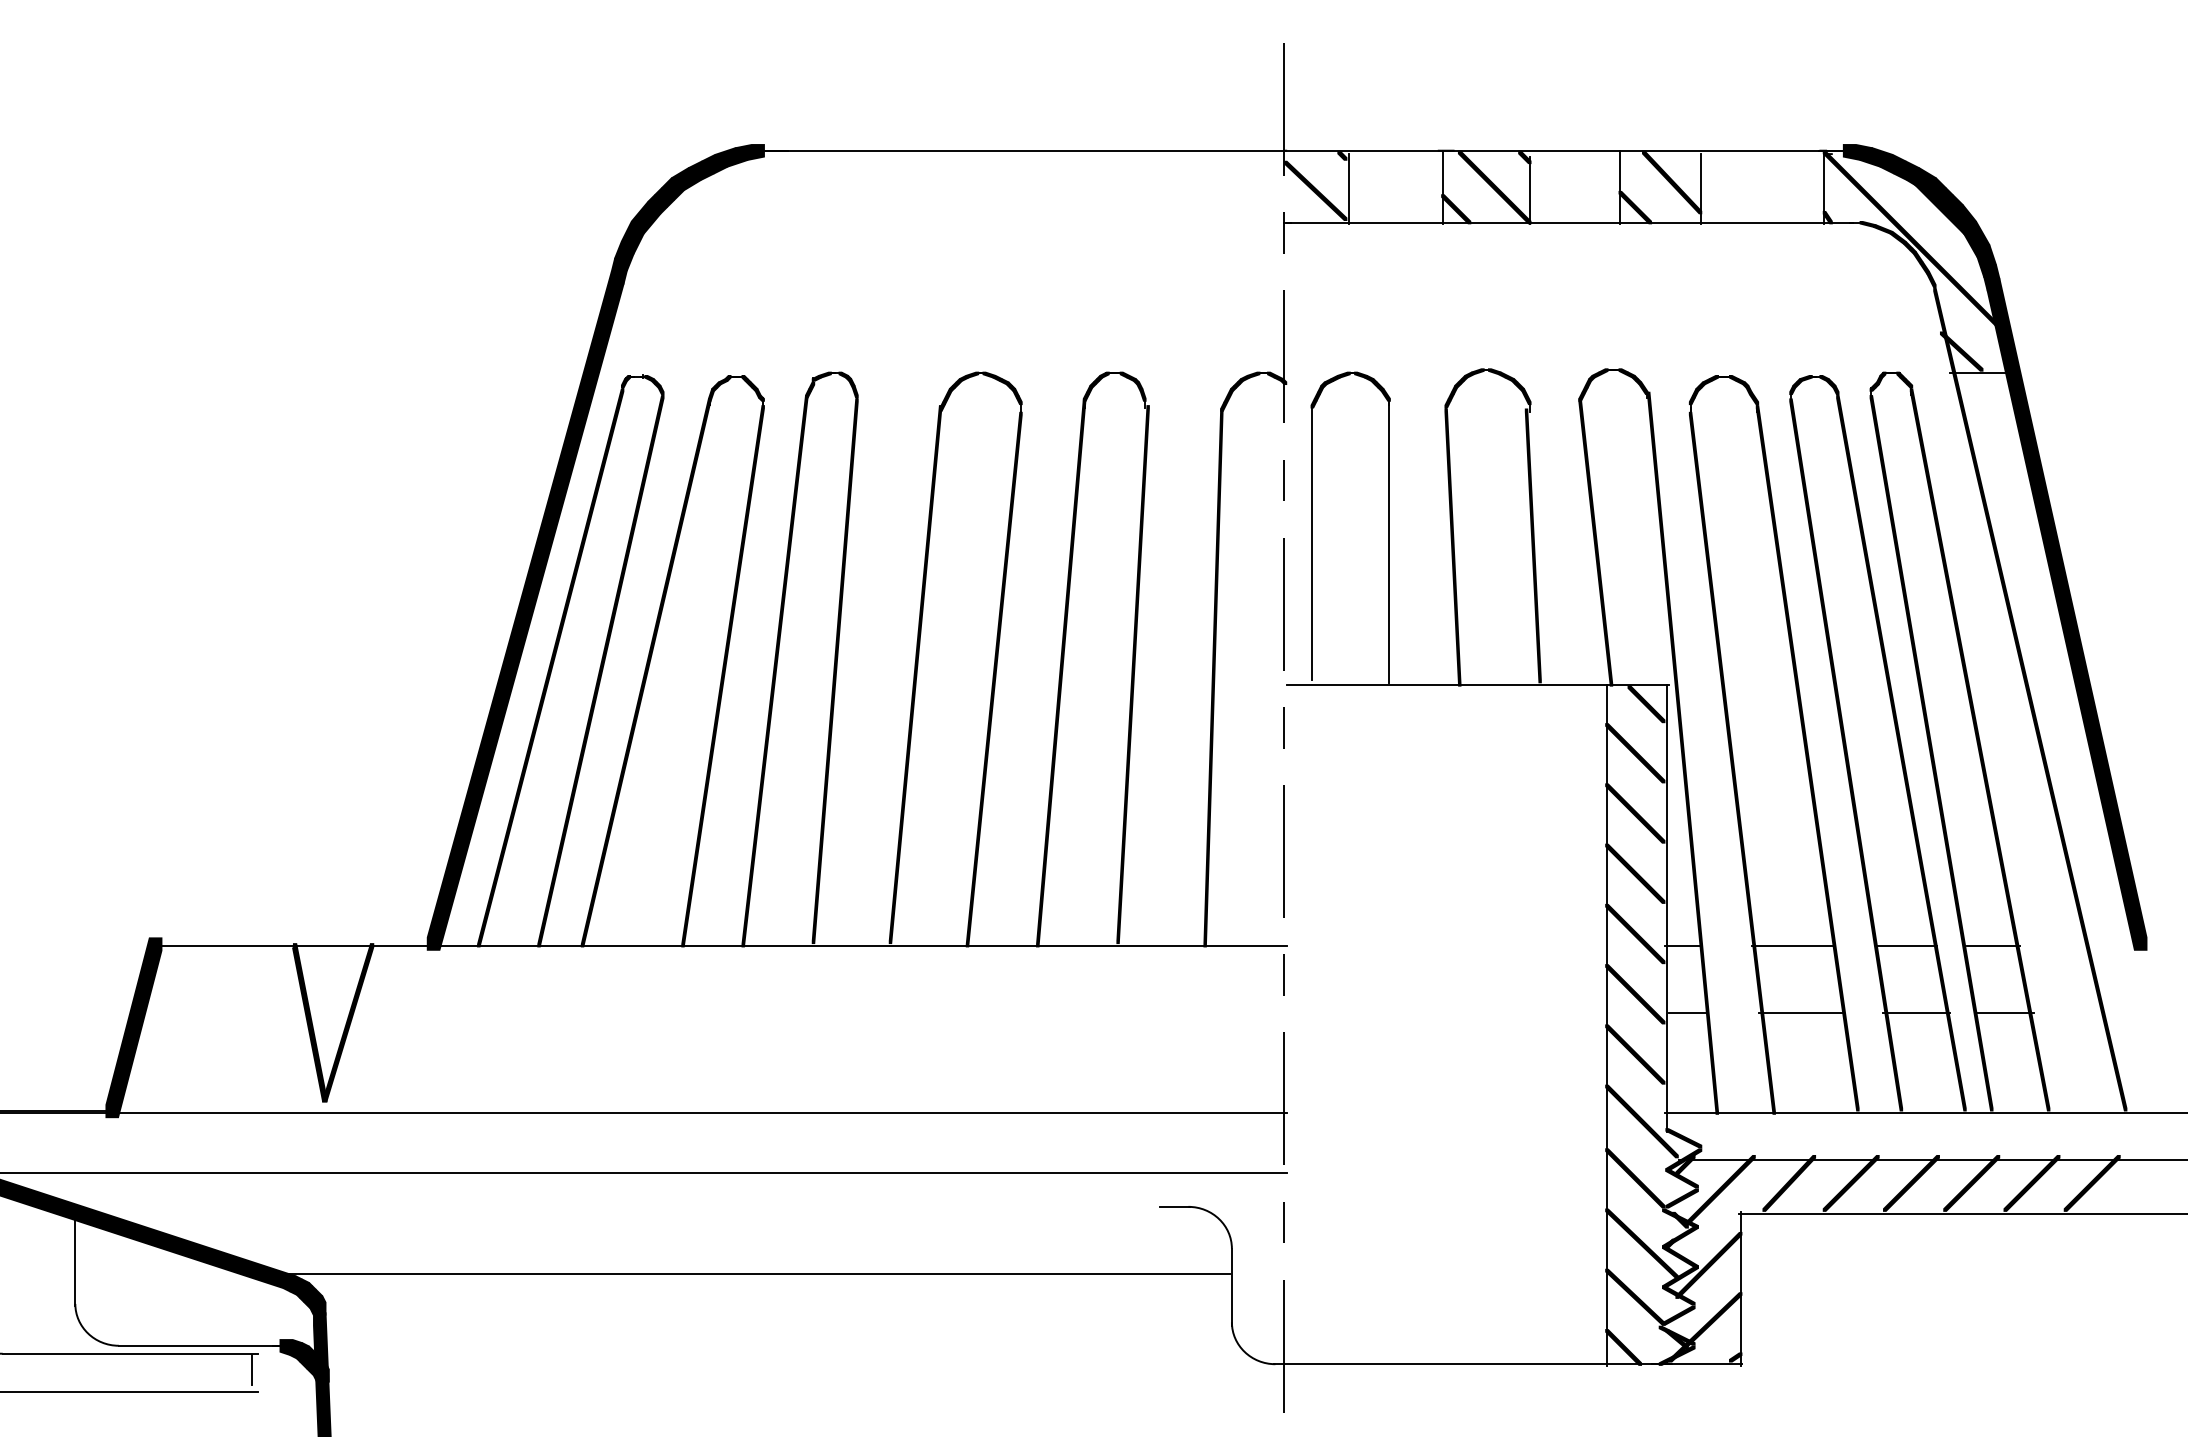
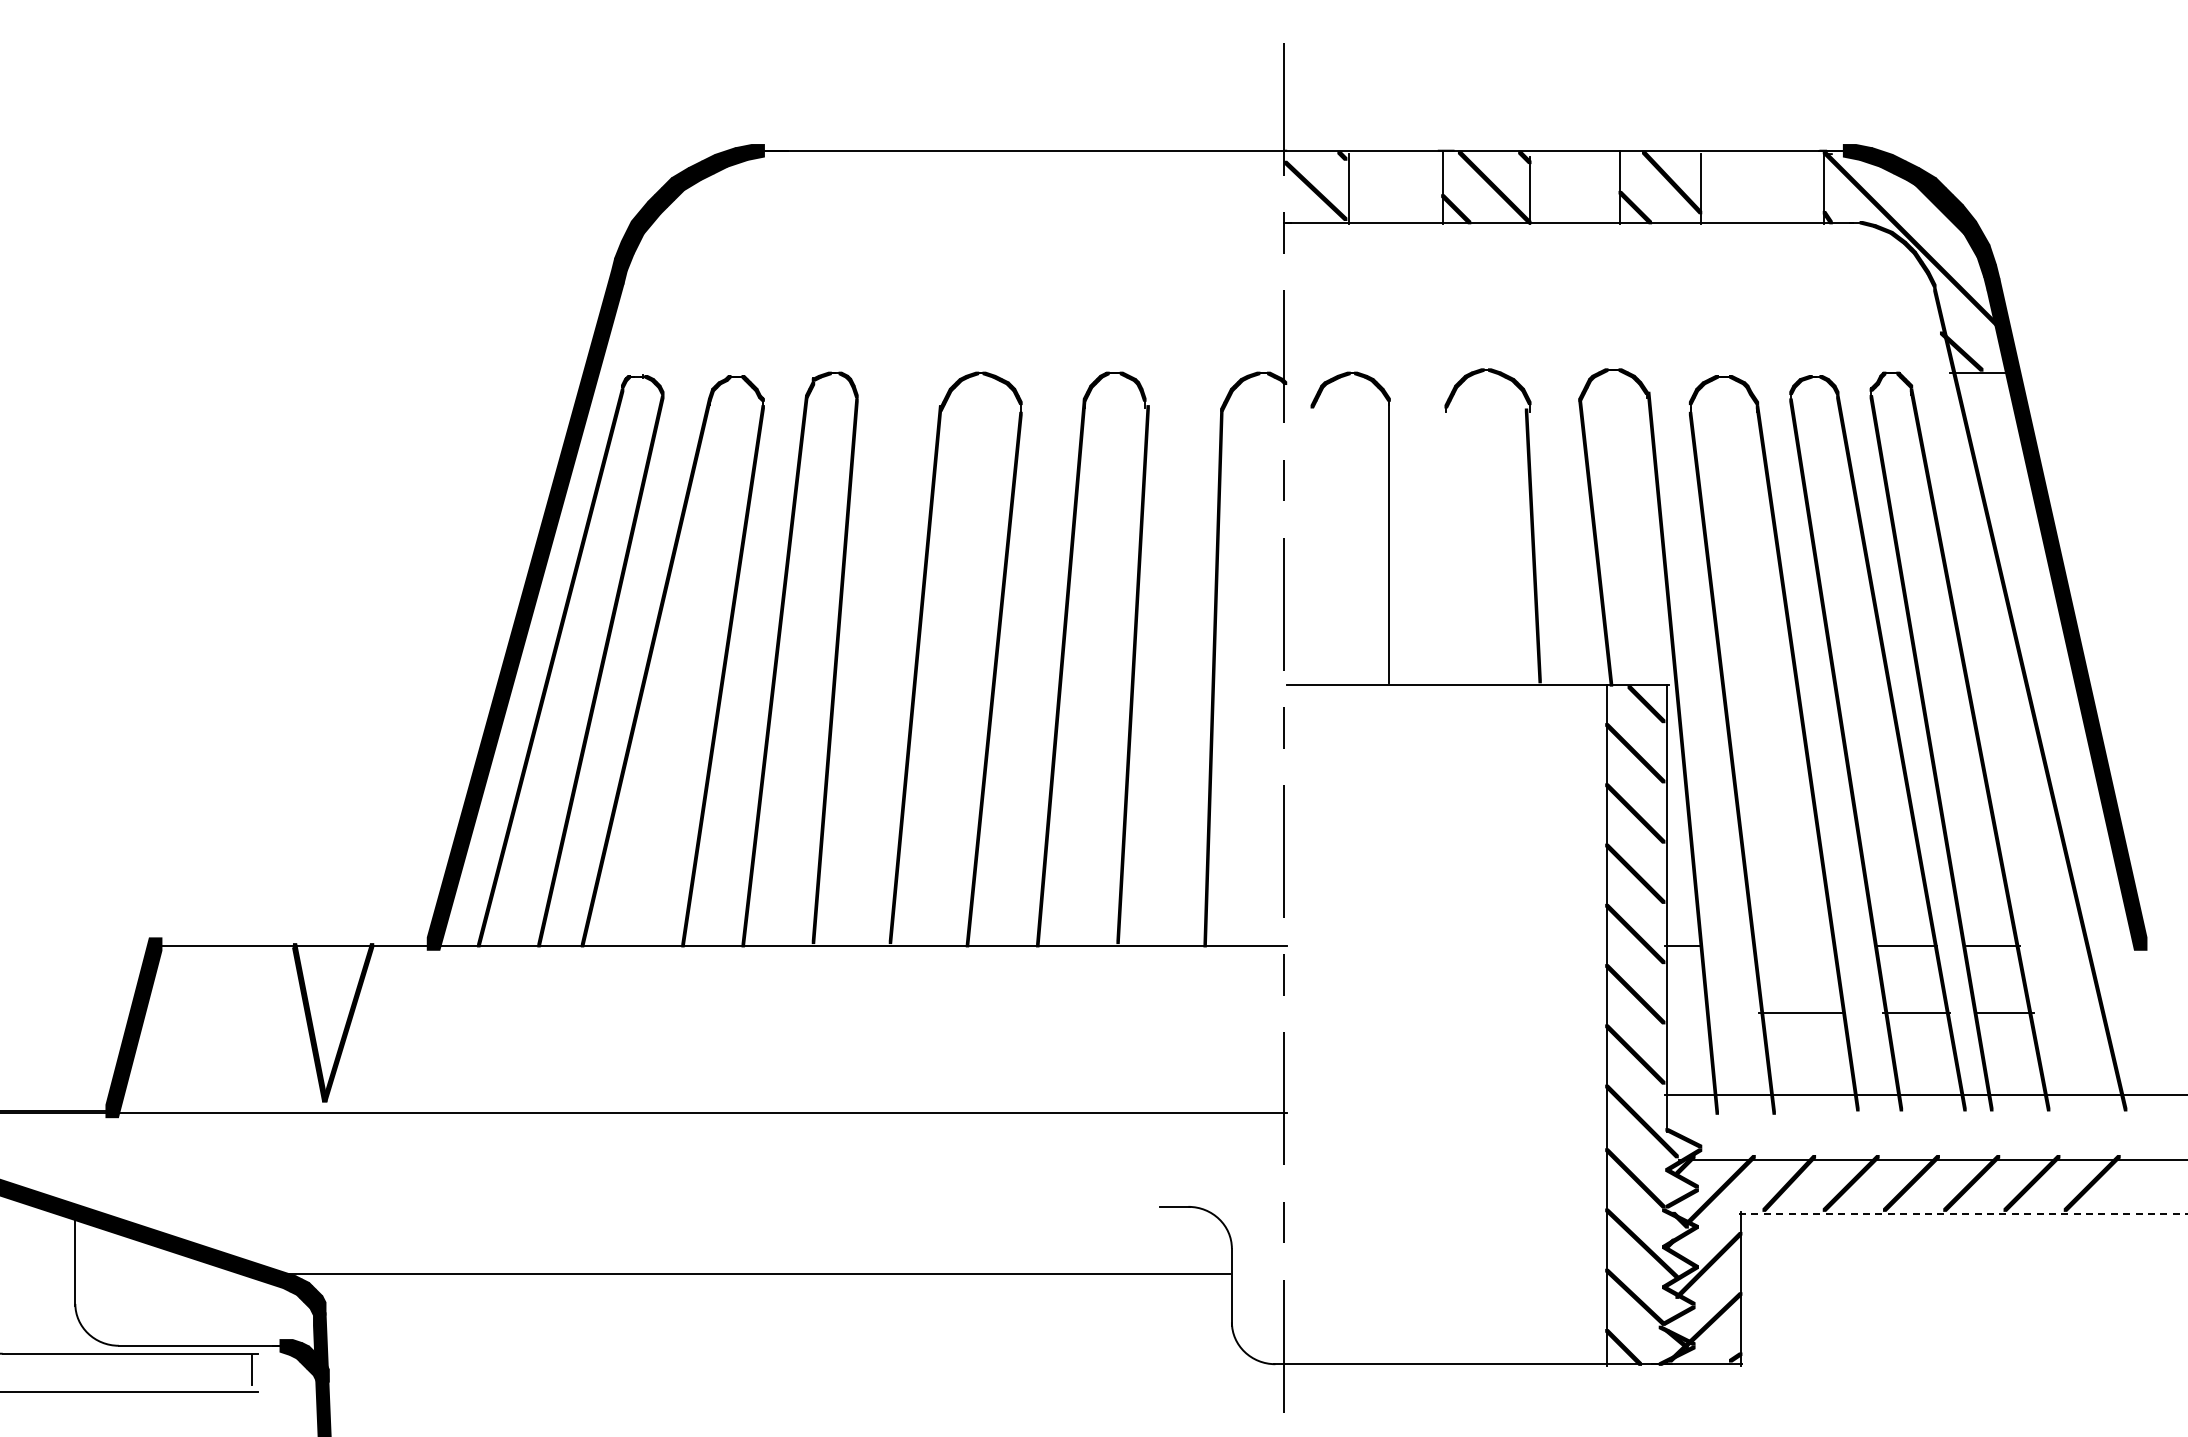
line: present -> none (1312, 543)
fill: present -> none (1452, 547)
line: present -> none (1792, 945)
line: present -> none (1686, 1012)
line position: (1924, 1113) -> (1924, 1095) (1924, 1095)
line: present -> none (644, 1173)
line: solid -> dashed (1963, 1213)
